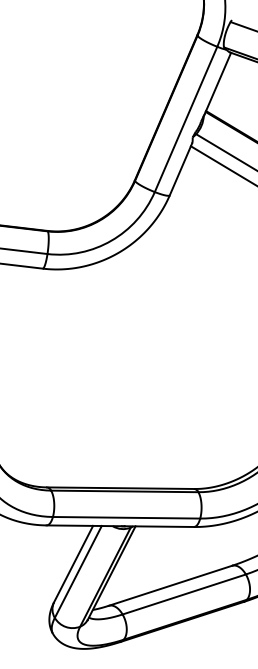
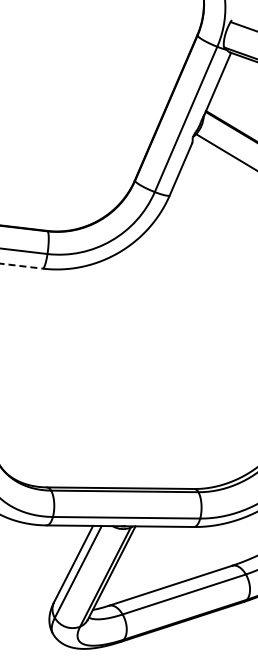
line: present -> none (222, 165)
line: solid -> dashed (22, 266)
